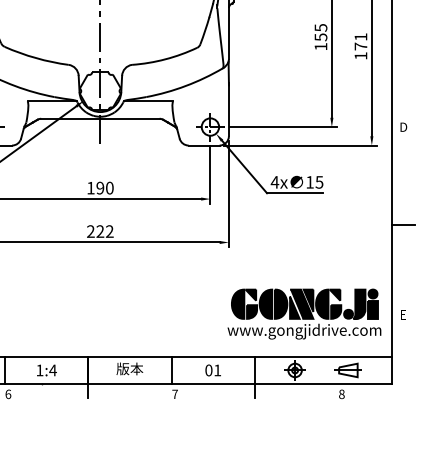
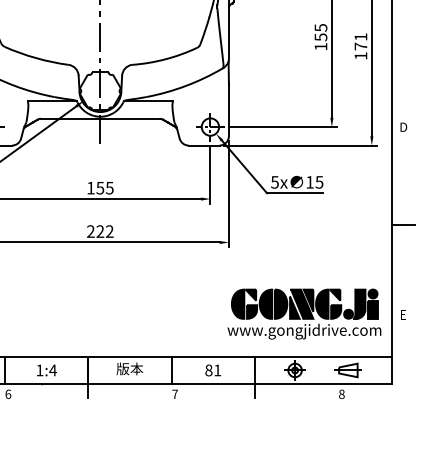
text: 4x -> 5x (274, 182)
text: 190 -> 155 (104, 187)
text: 01 -> 81 (208, 370)
